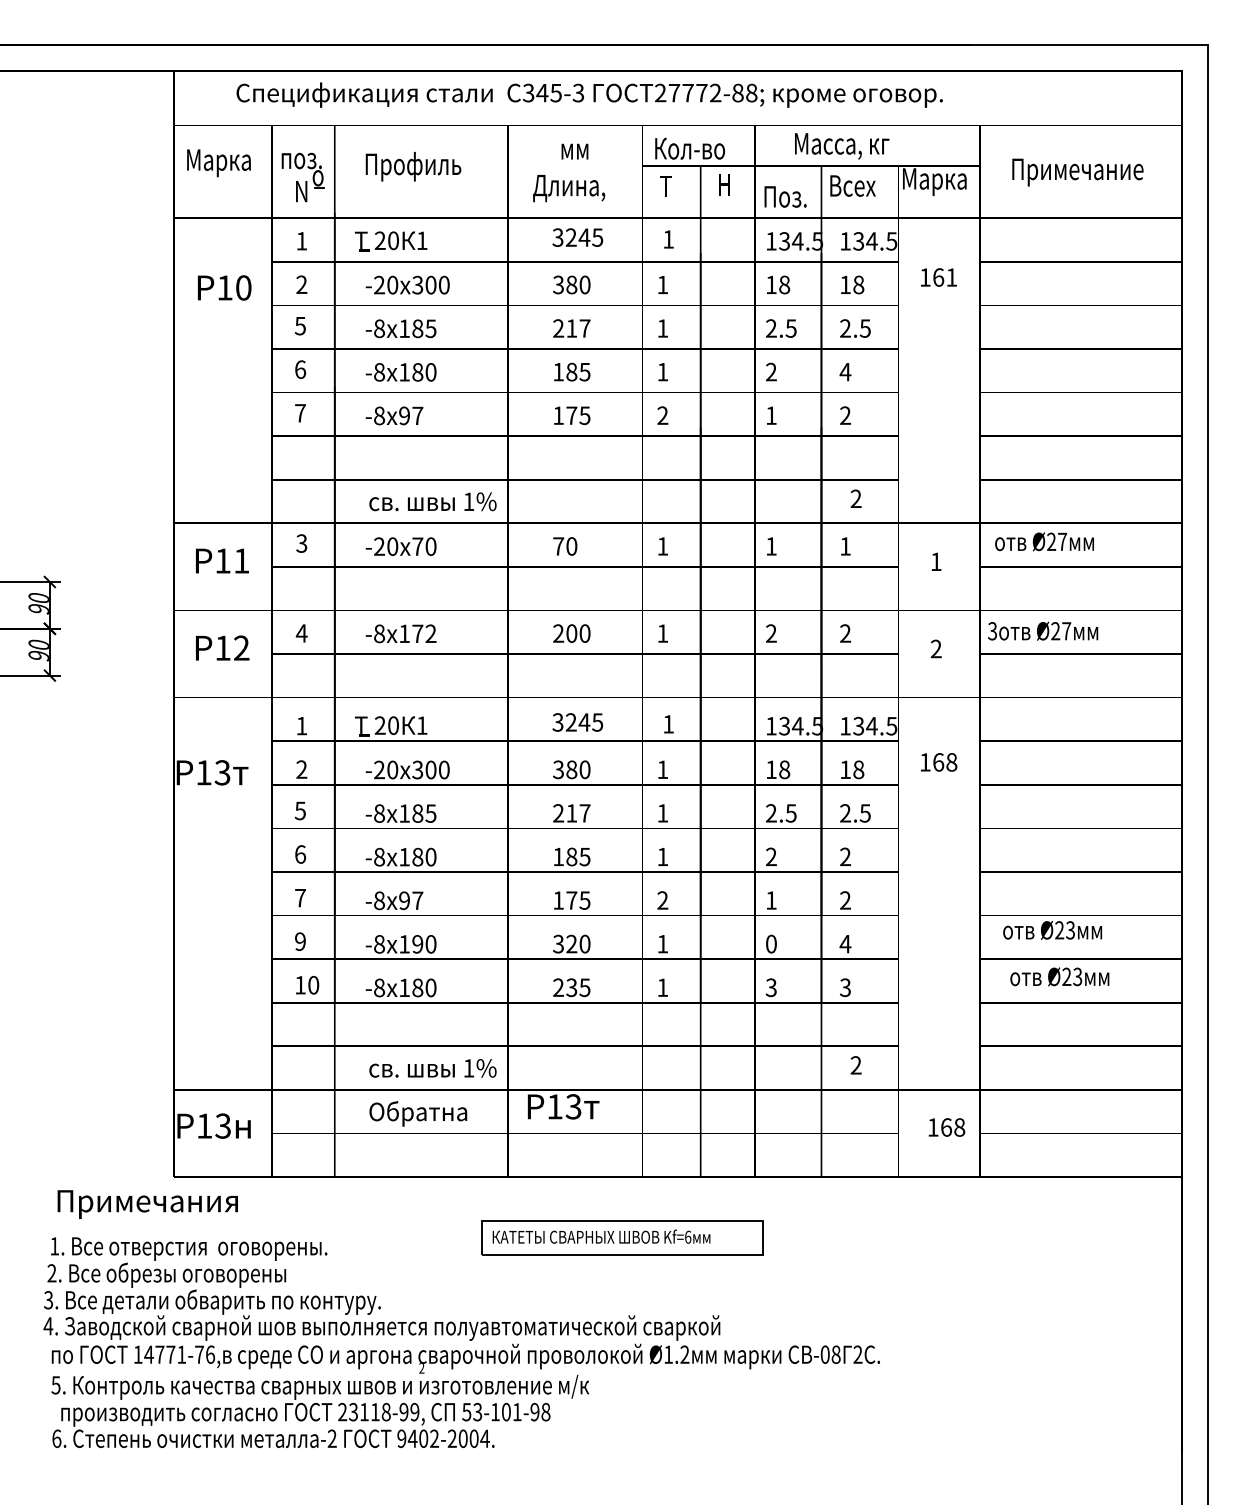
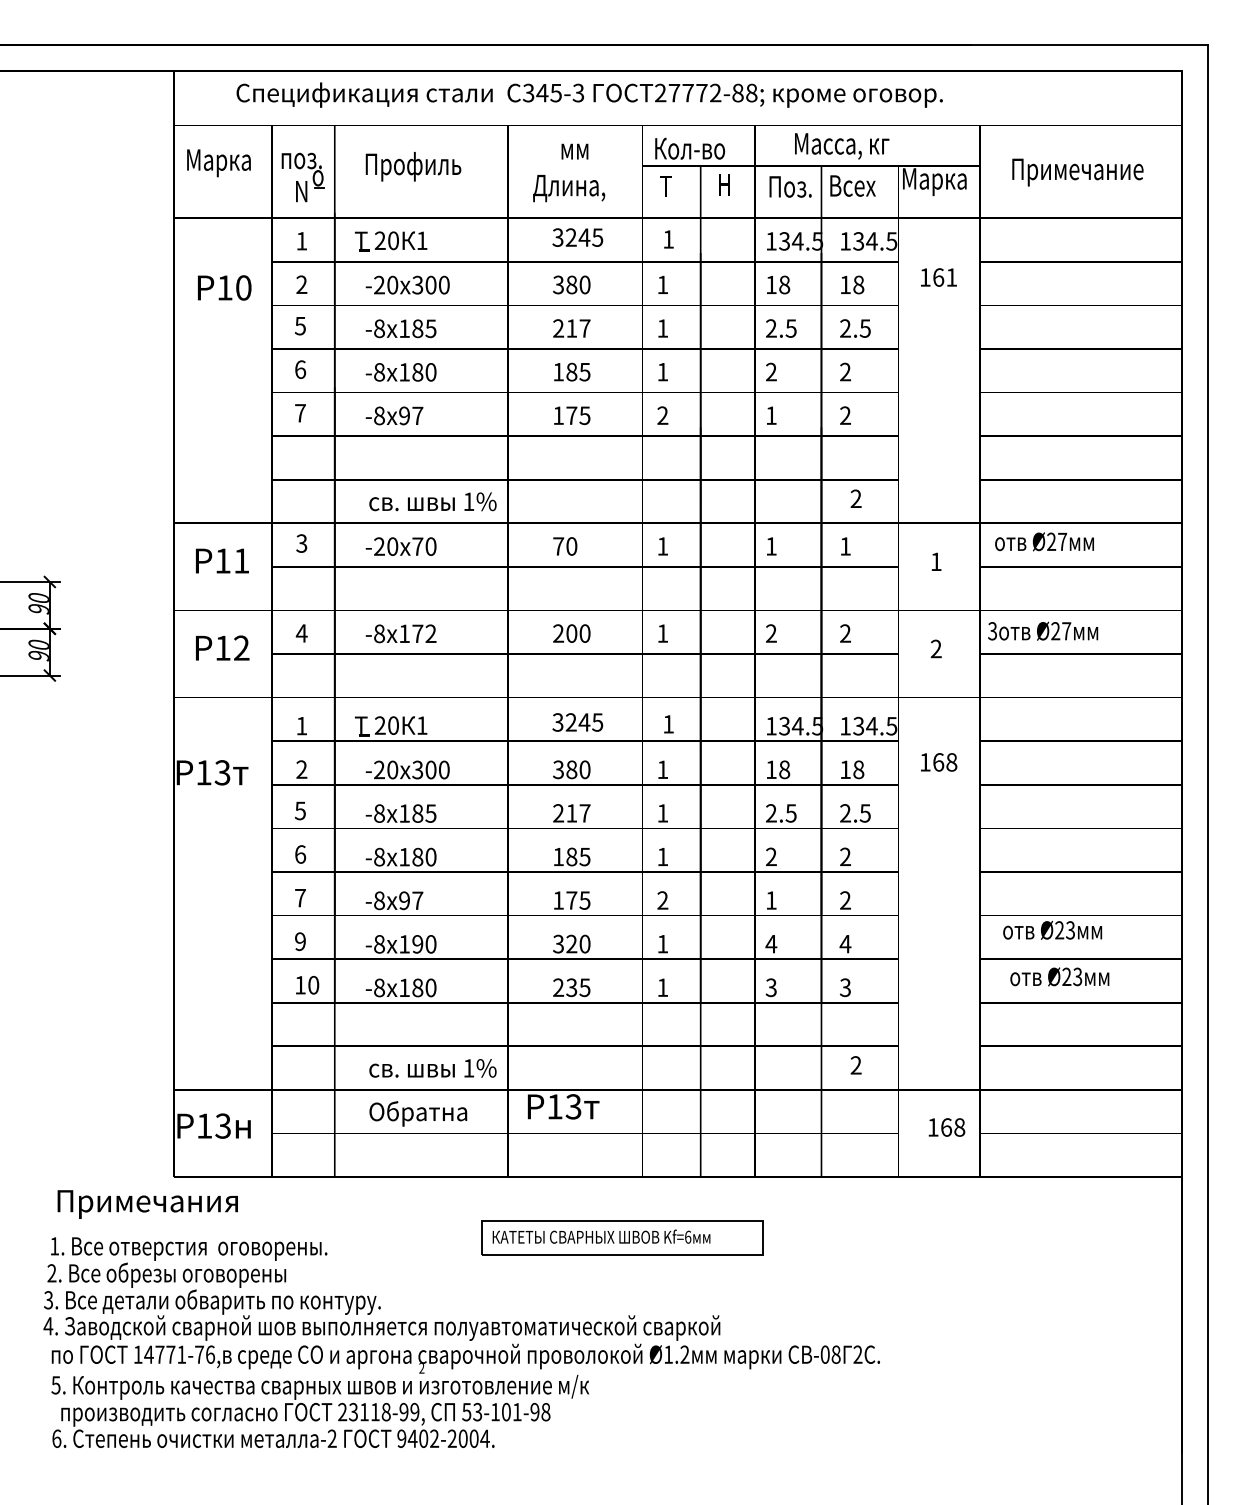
text position: (785, 196) -> (790, 186) (790, 186)
text: 4 -> 2 (845, 371)
text: 0 -> 4 (771, 943)
